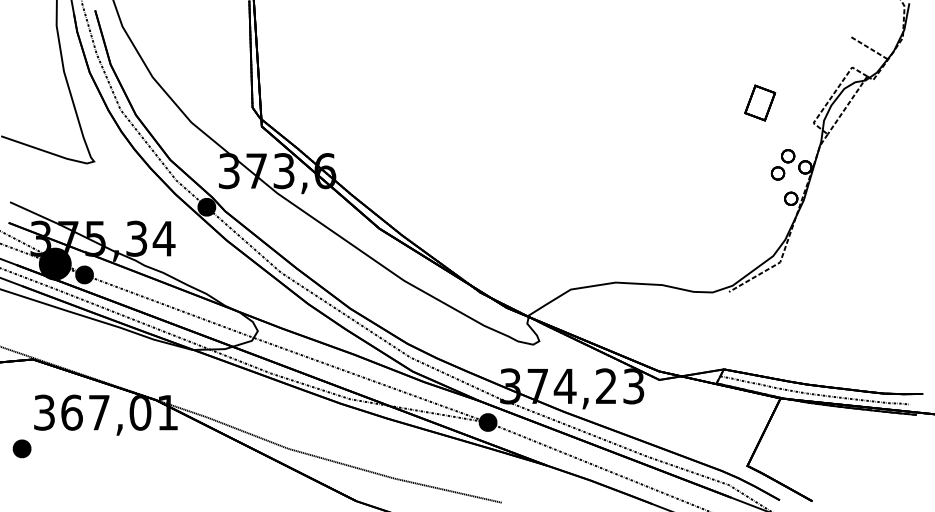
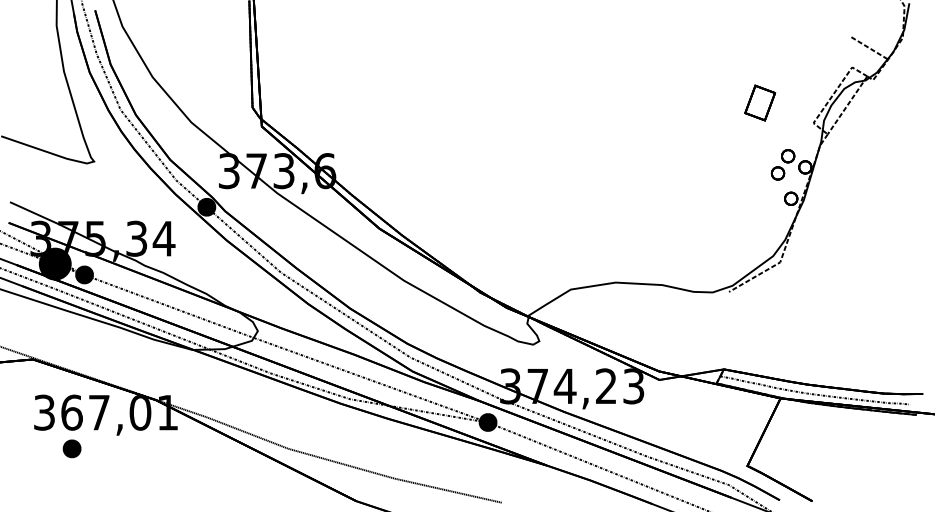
part position: (21, 448) -> (71, 448) (71, 448)
